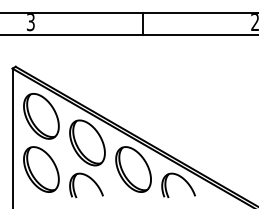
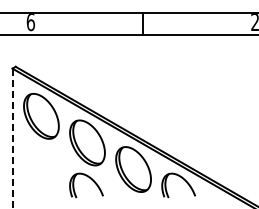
text: 3 -> 6 (30, 22)
line: solid -> dashed (12, 138)
part: present -> none (41, 169)
